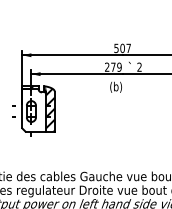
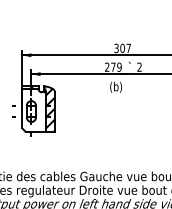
text: 507 -> 307 (116, 47)
